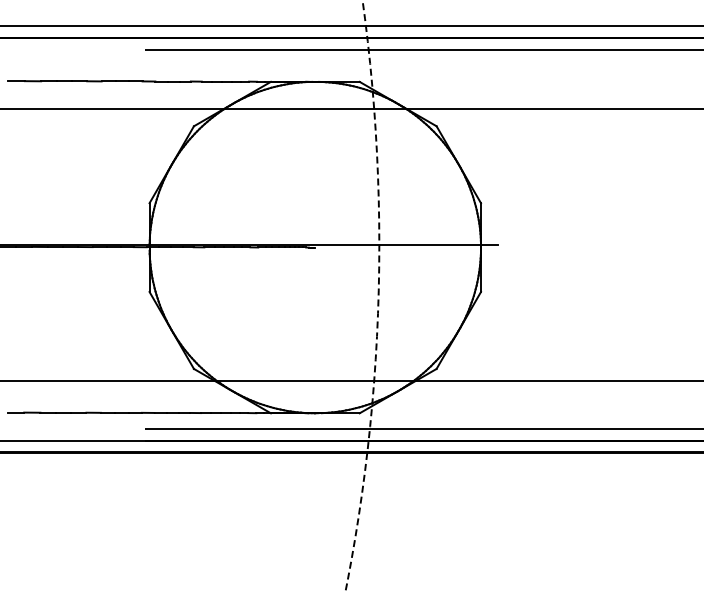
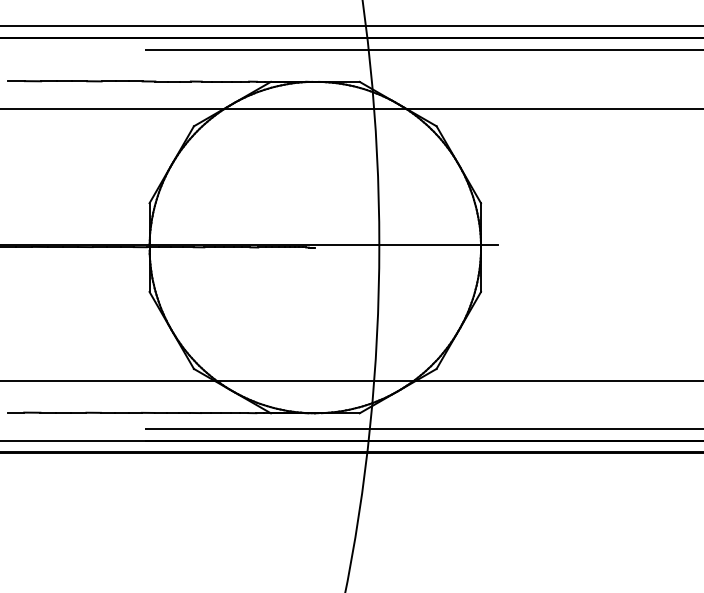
arc: dashed -> solid (378, 296)
